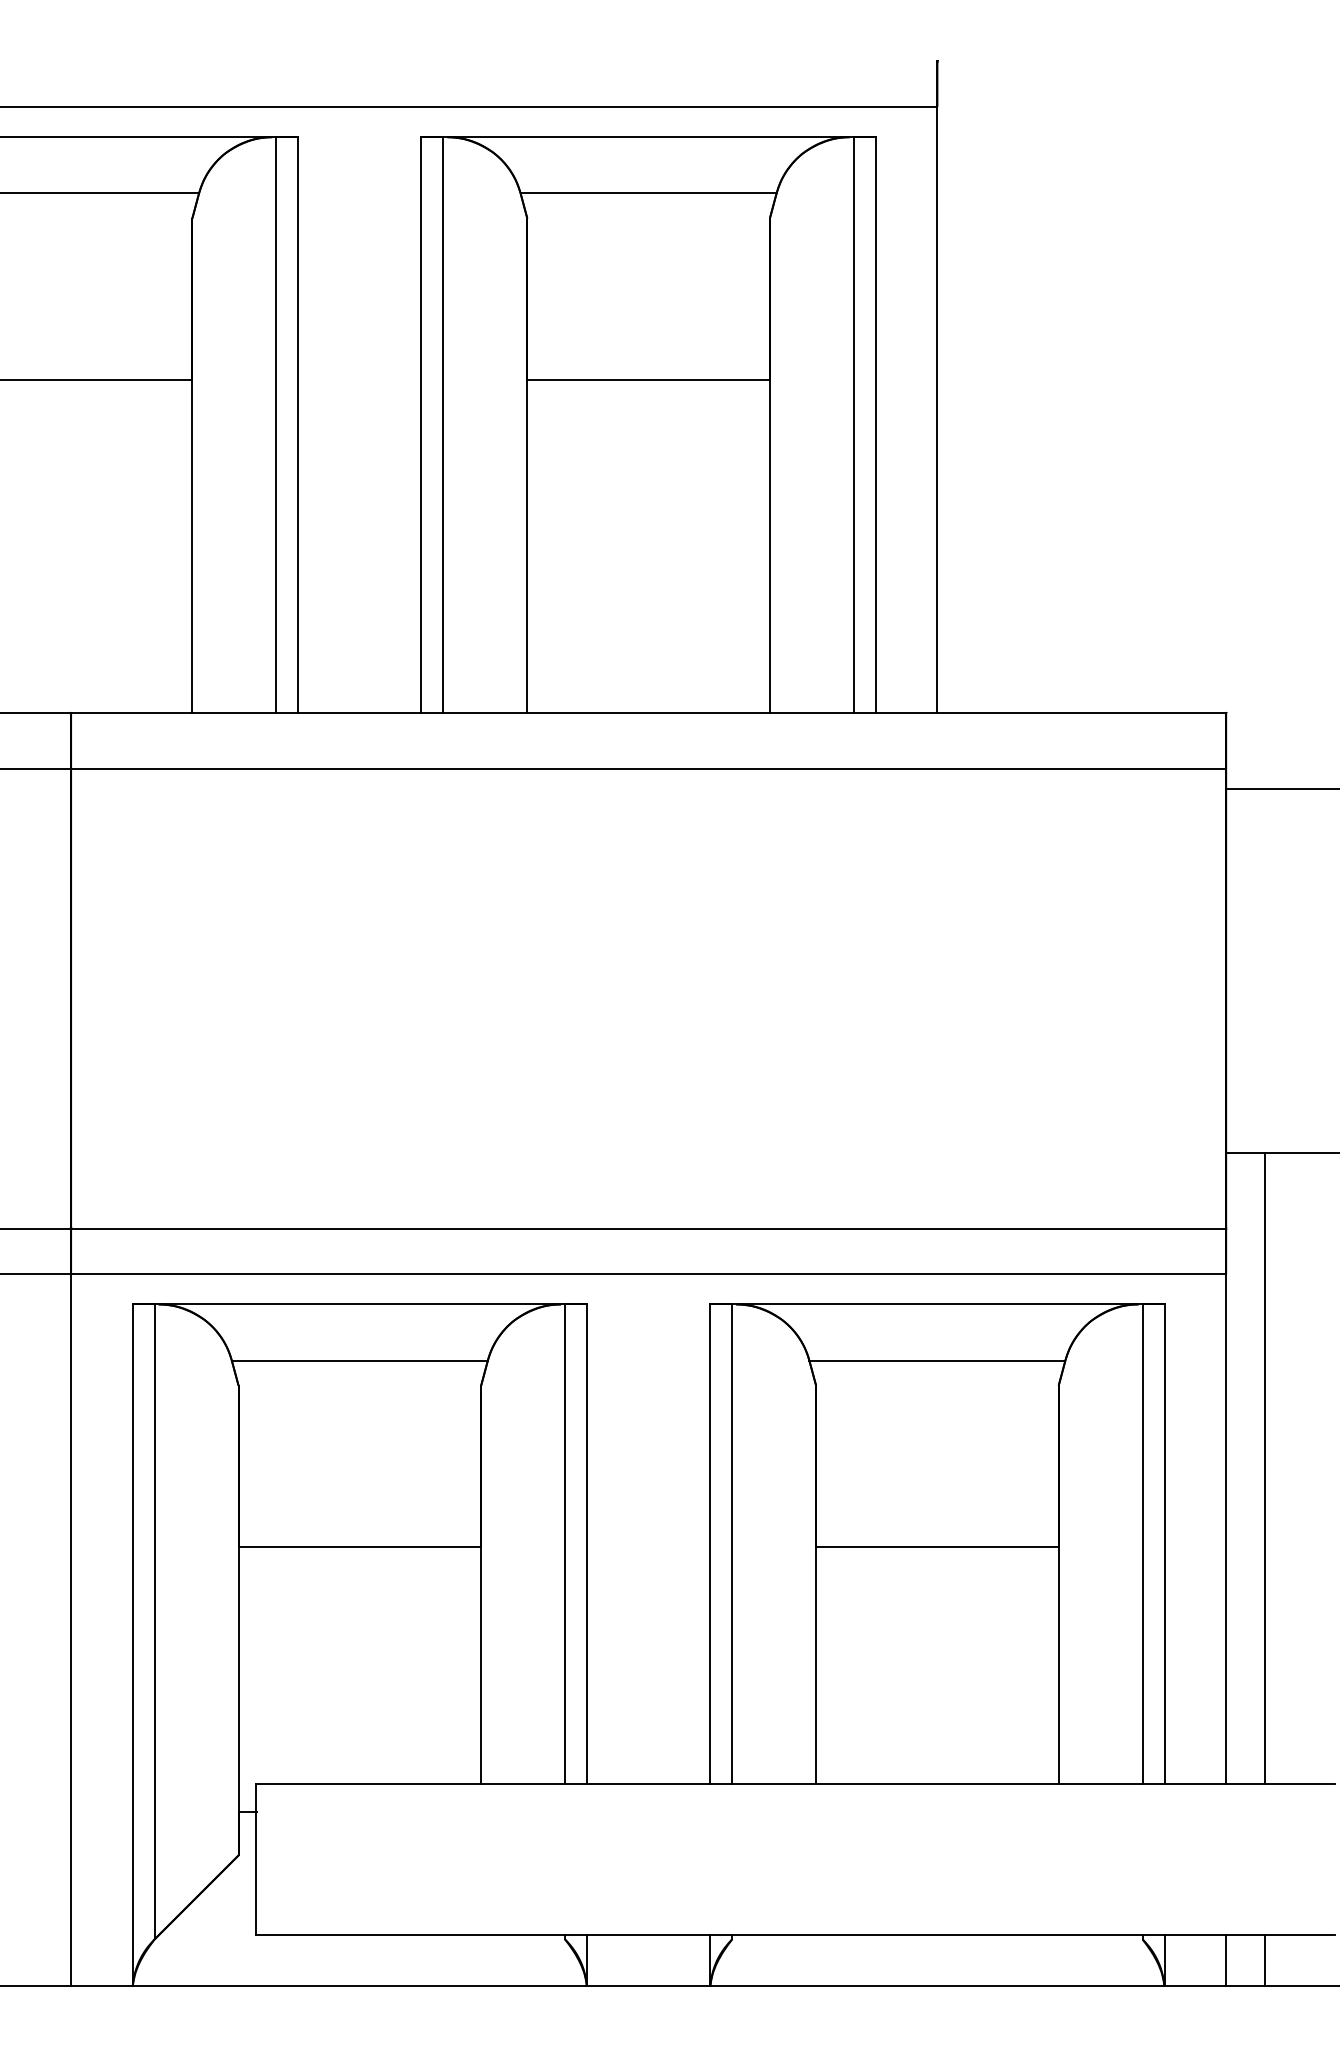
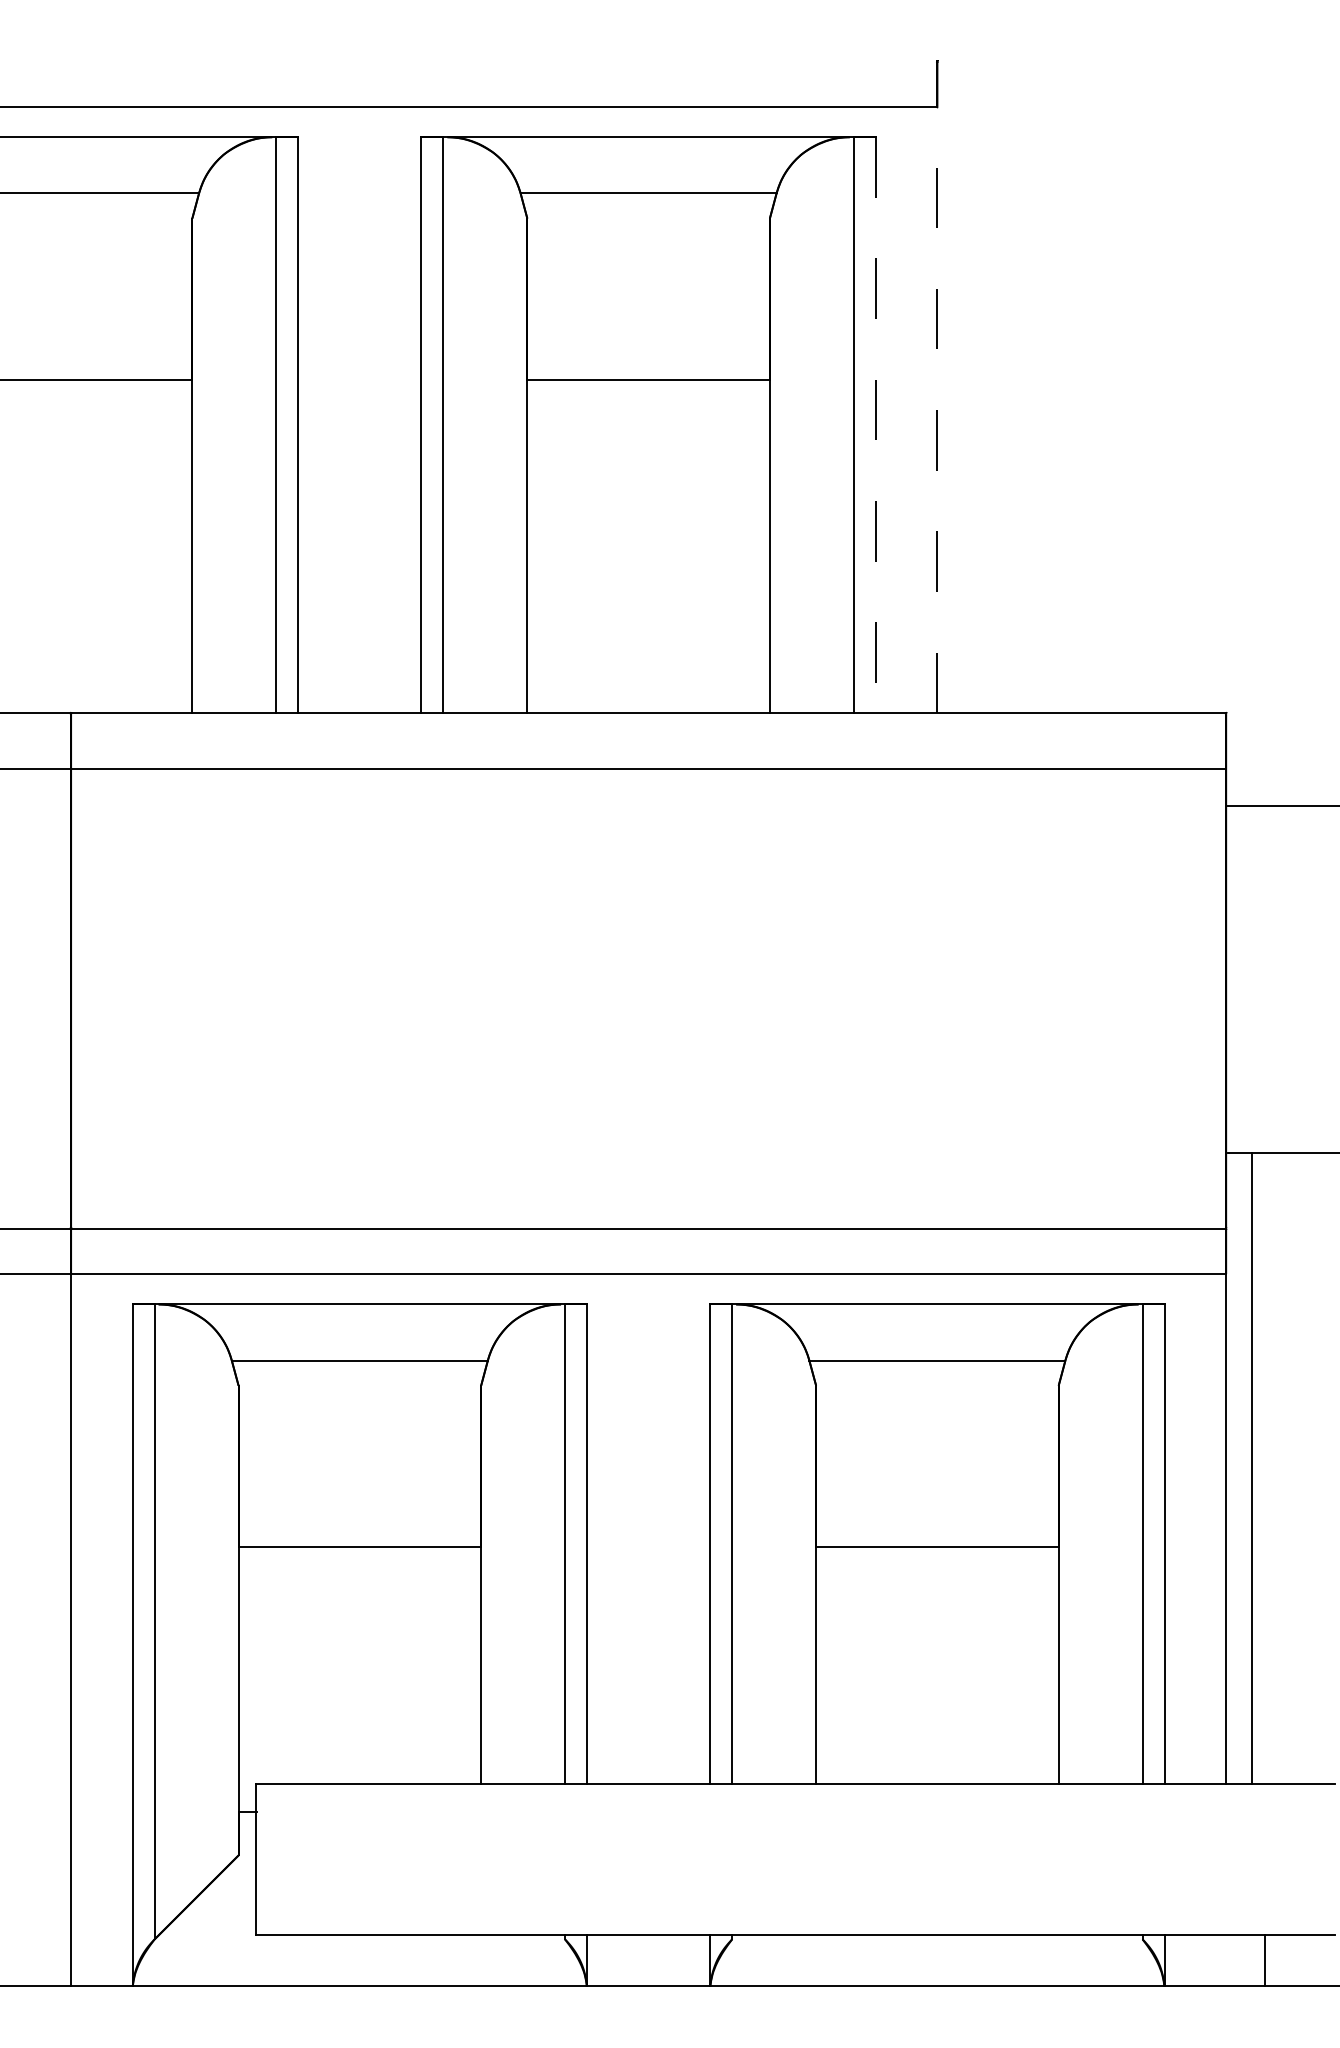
line: solid -> dashed (937, 409)
line: solid -> dashed (875, 425)
line position: (1281, 789) -> (1281, 806) (1281, 806)
line position: (1264, 1467) -> (1251, 1467) (1251, 1467)
line: present -> none (1226, 1960)
